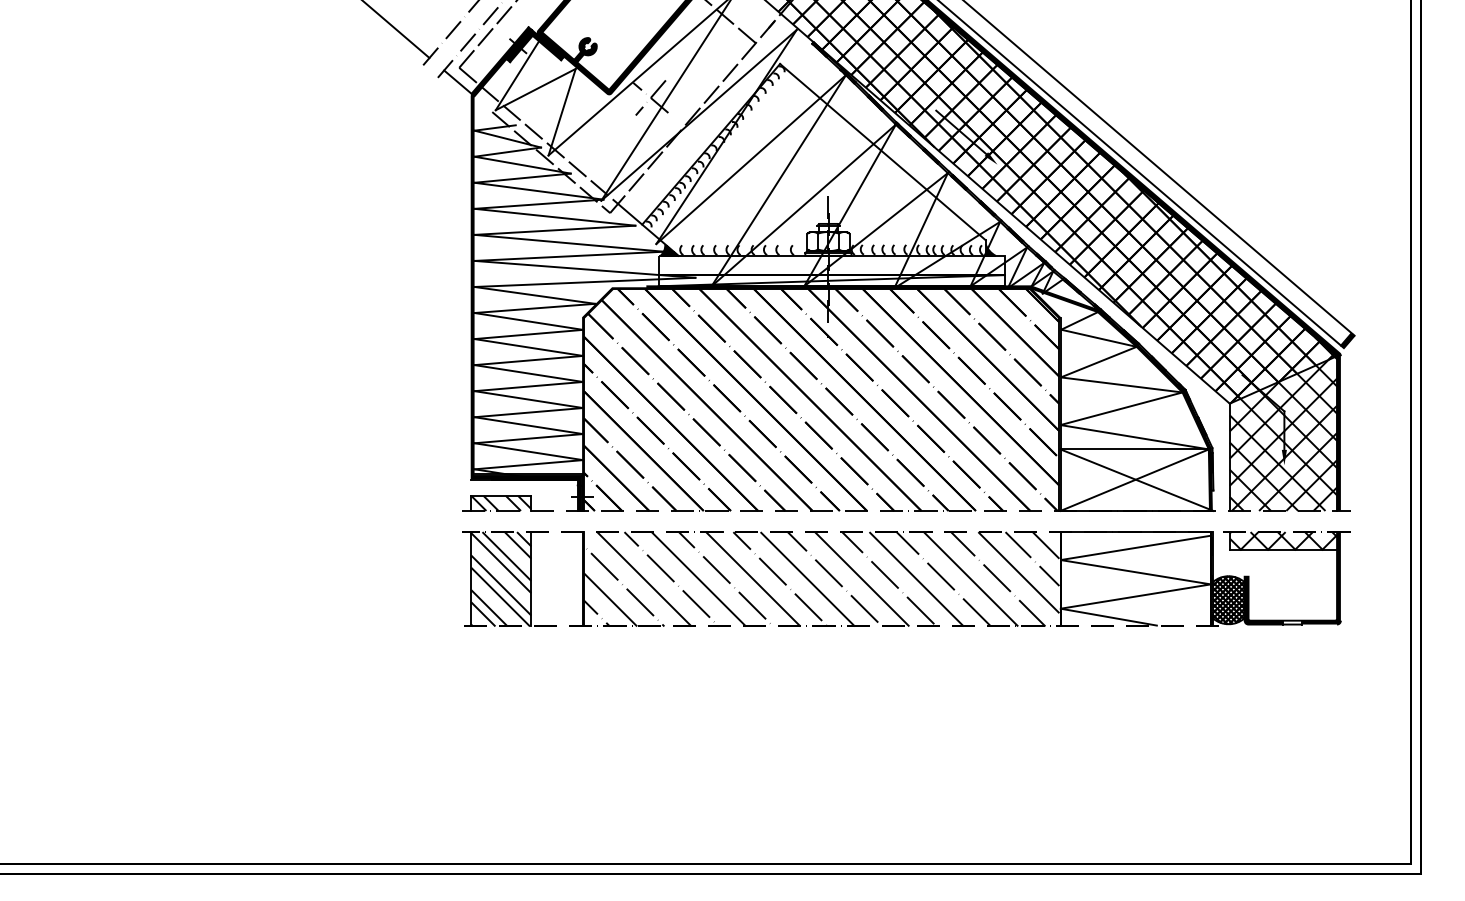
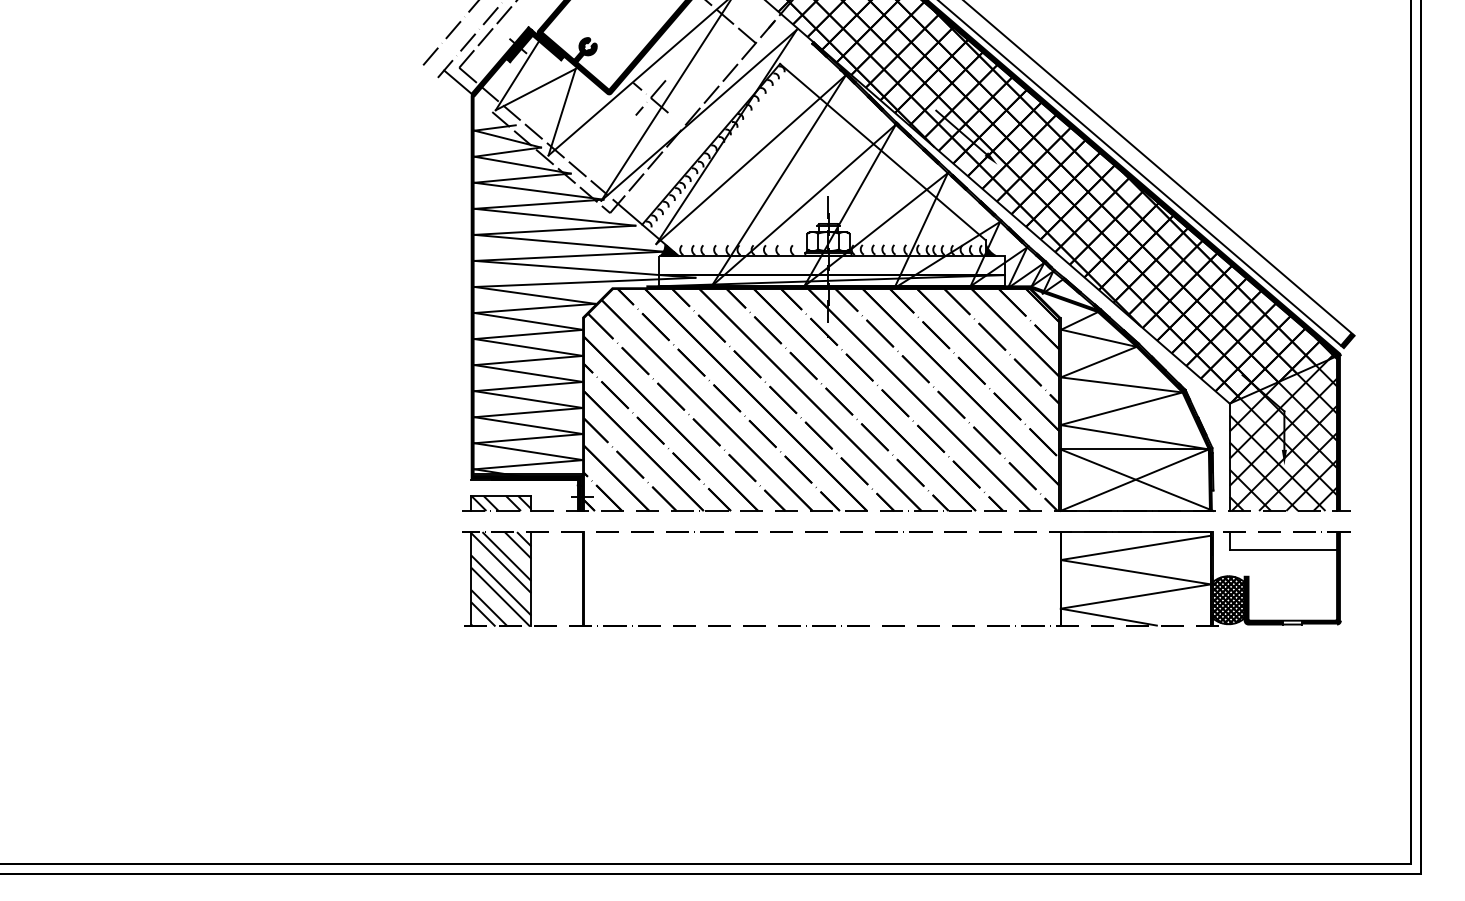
line: present -> none (396, 30)
hatch: present -> none (1283, 541)
hatch: present -> none (821, 579)
